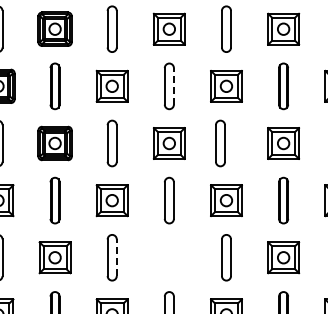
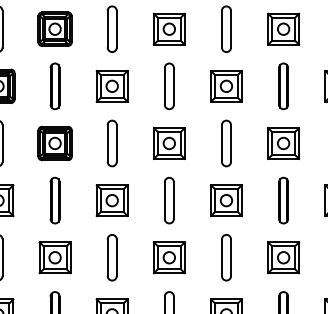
line: dashed -> solid (173, 85)
part position: (220, 143) -> (226, 143) (226, 143)
line: dashed -> solid (116, 257)
part: none -> present (168, 257)
